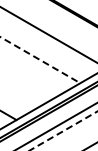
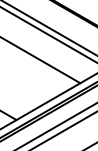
line: none -> present (49, 28)
line: dashed -> solid (40, 60)
line: dashed -> solid (64, 130)
